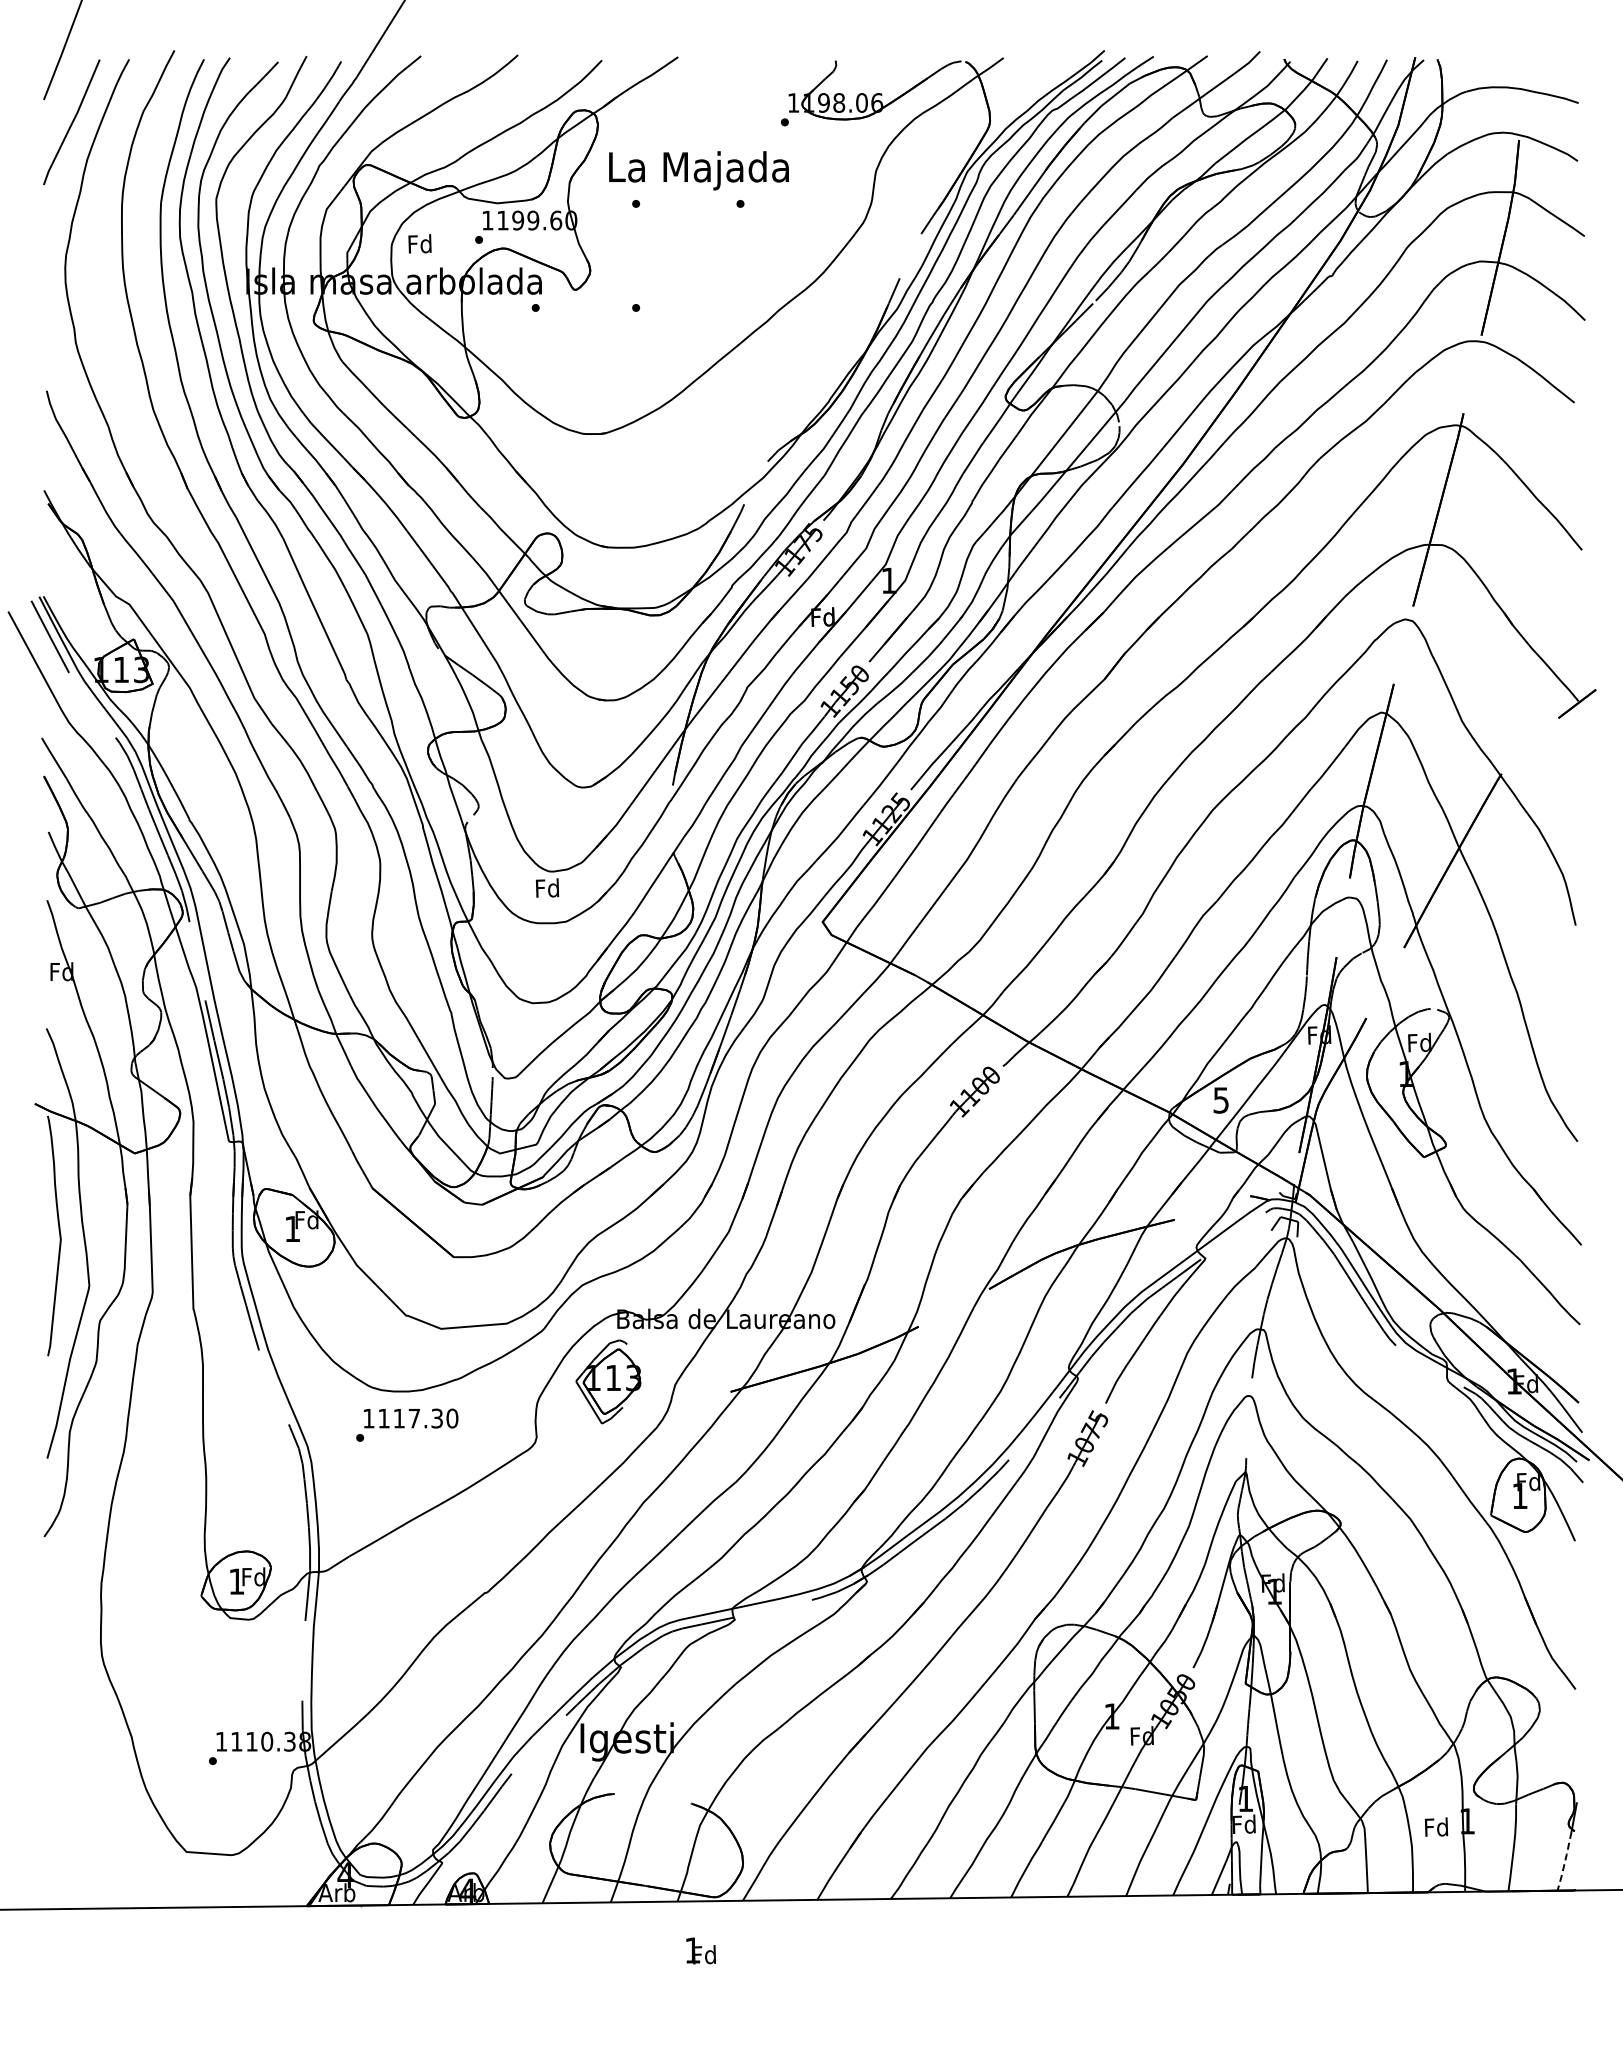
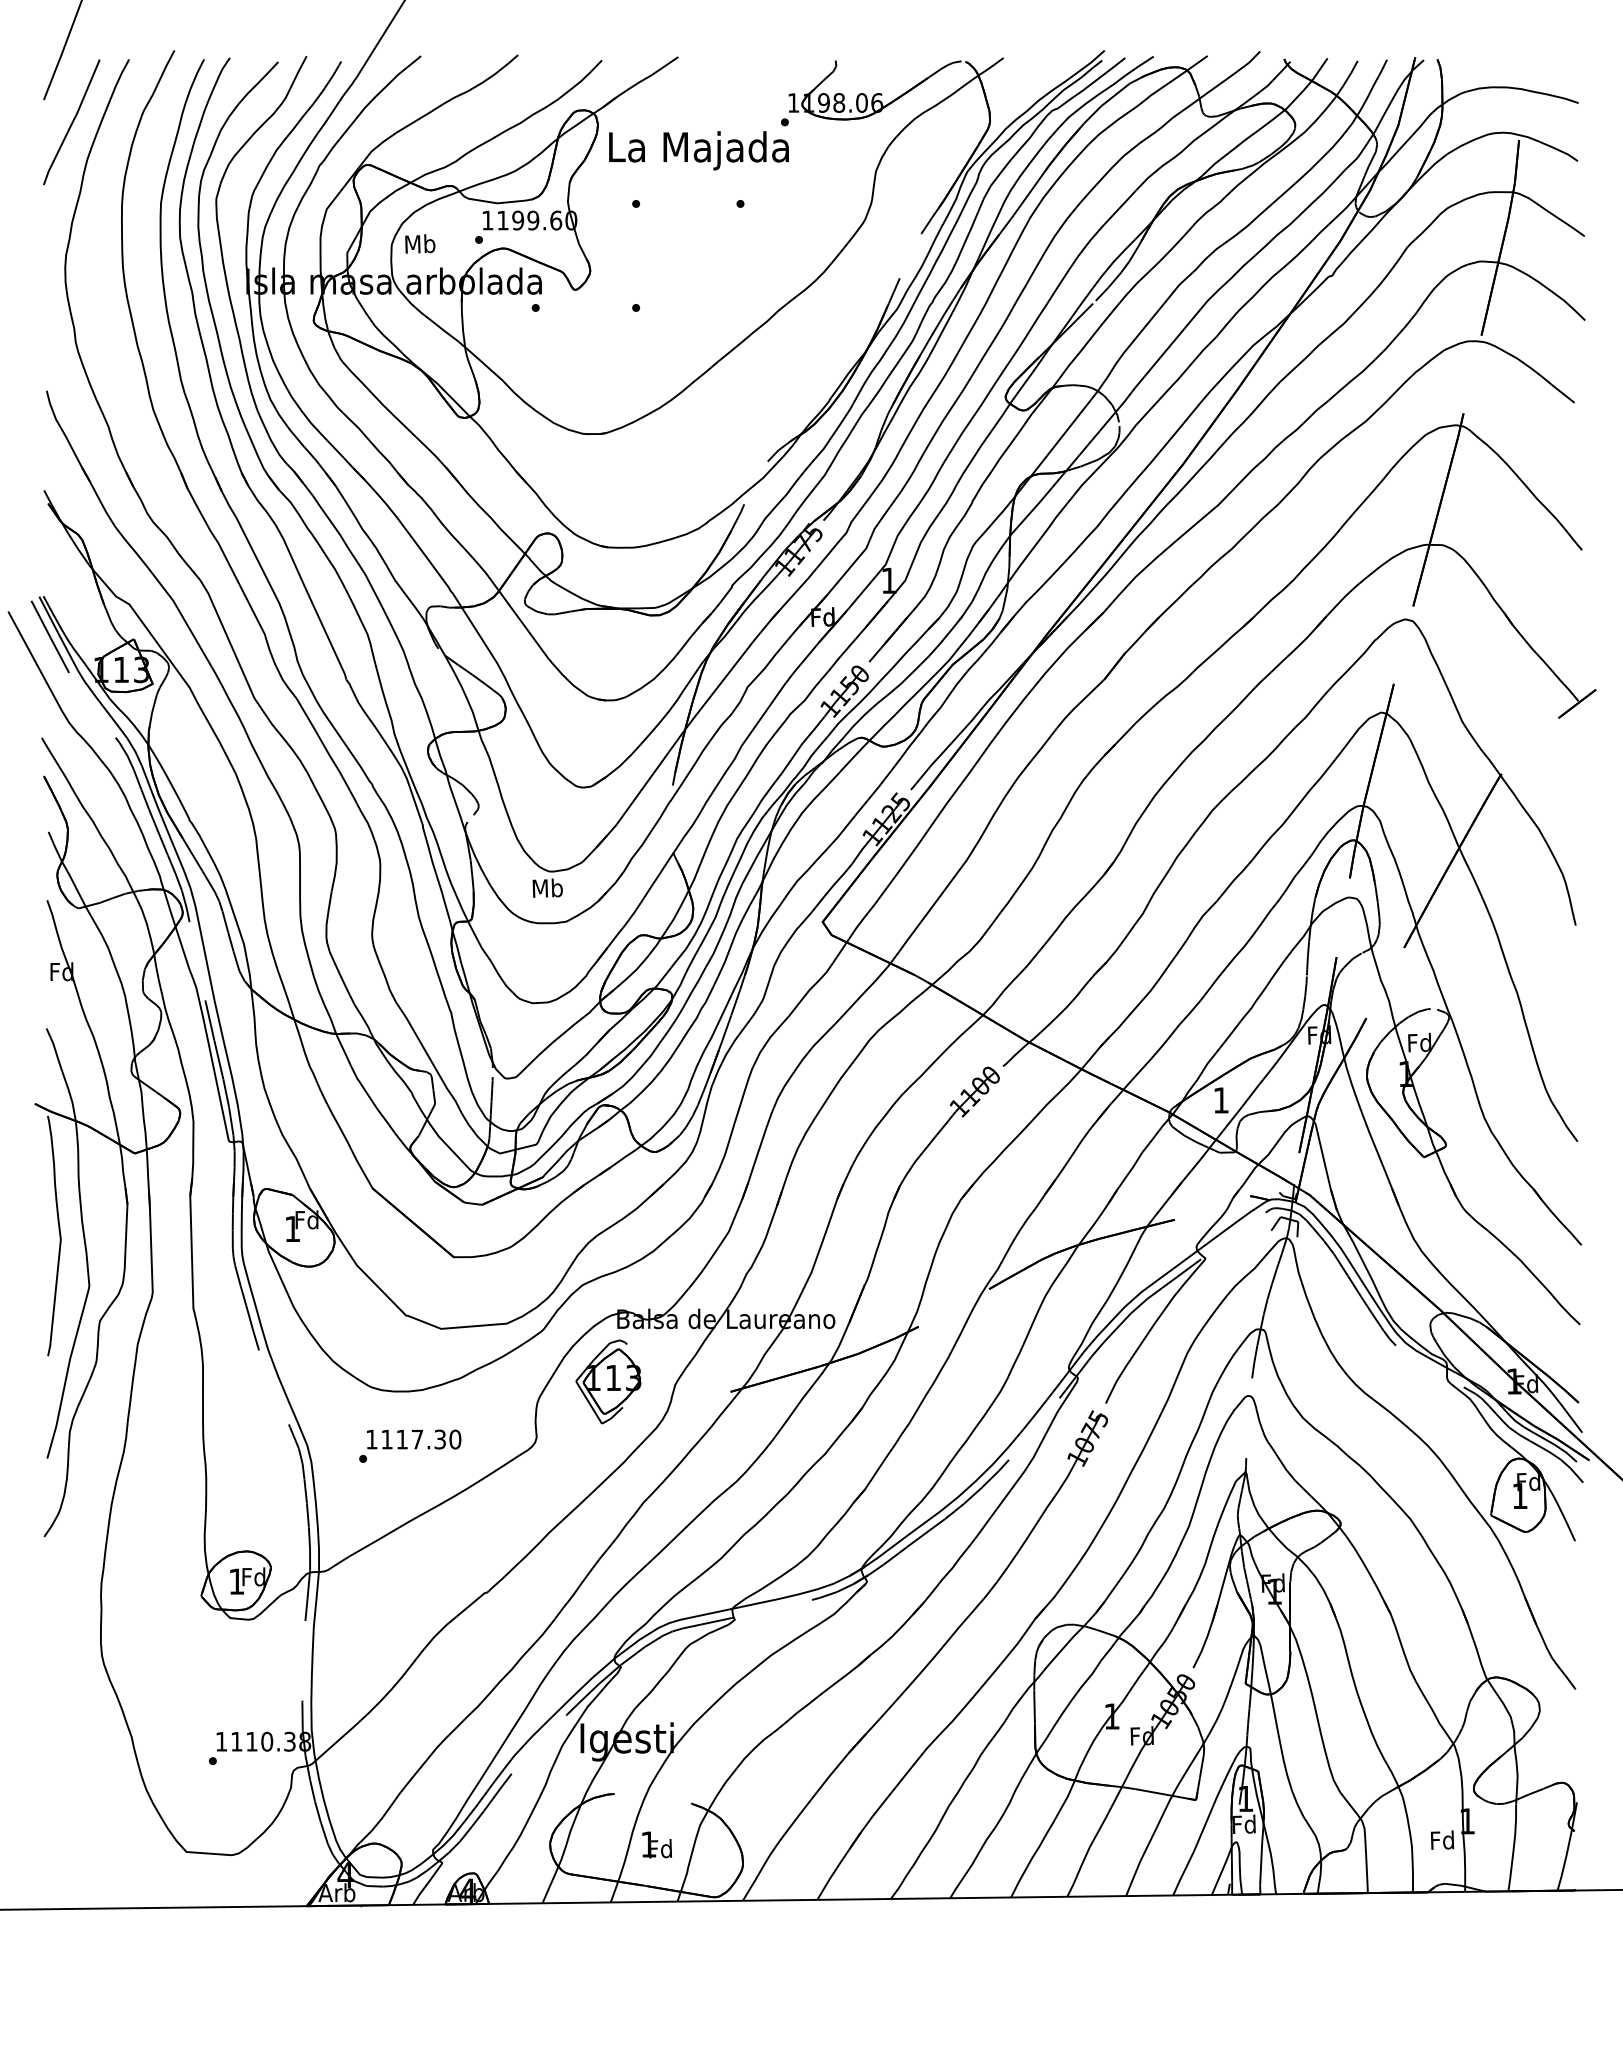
text position: (698, 170) -> (698, 150) (698, 150)
text: Fd -> Mb (420, 243)
text: Fd -> Mb (547, 887)
text: 5 -> 1 (1220, 1100)
text position: (407, 1424) -> (410, 1445) (410, 1445)
text position: (1436, 1826) -> (1442, 1839) (1442, 1839)
line: dashed -> solid (1564, 1862)
text position: (700, 1950) -> (656, 1844) (656, 1844)
